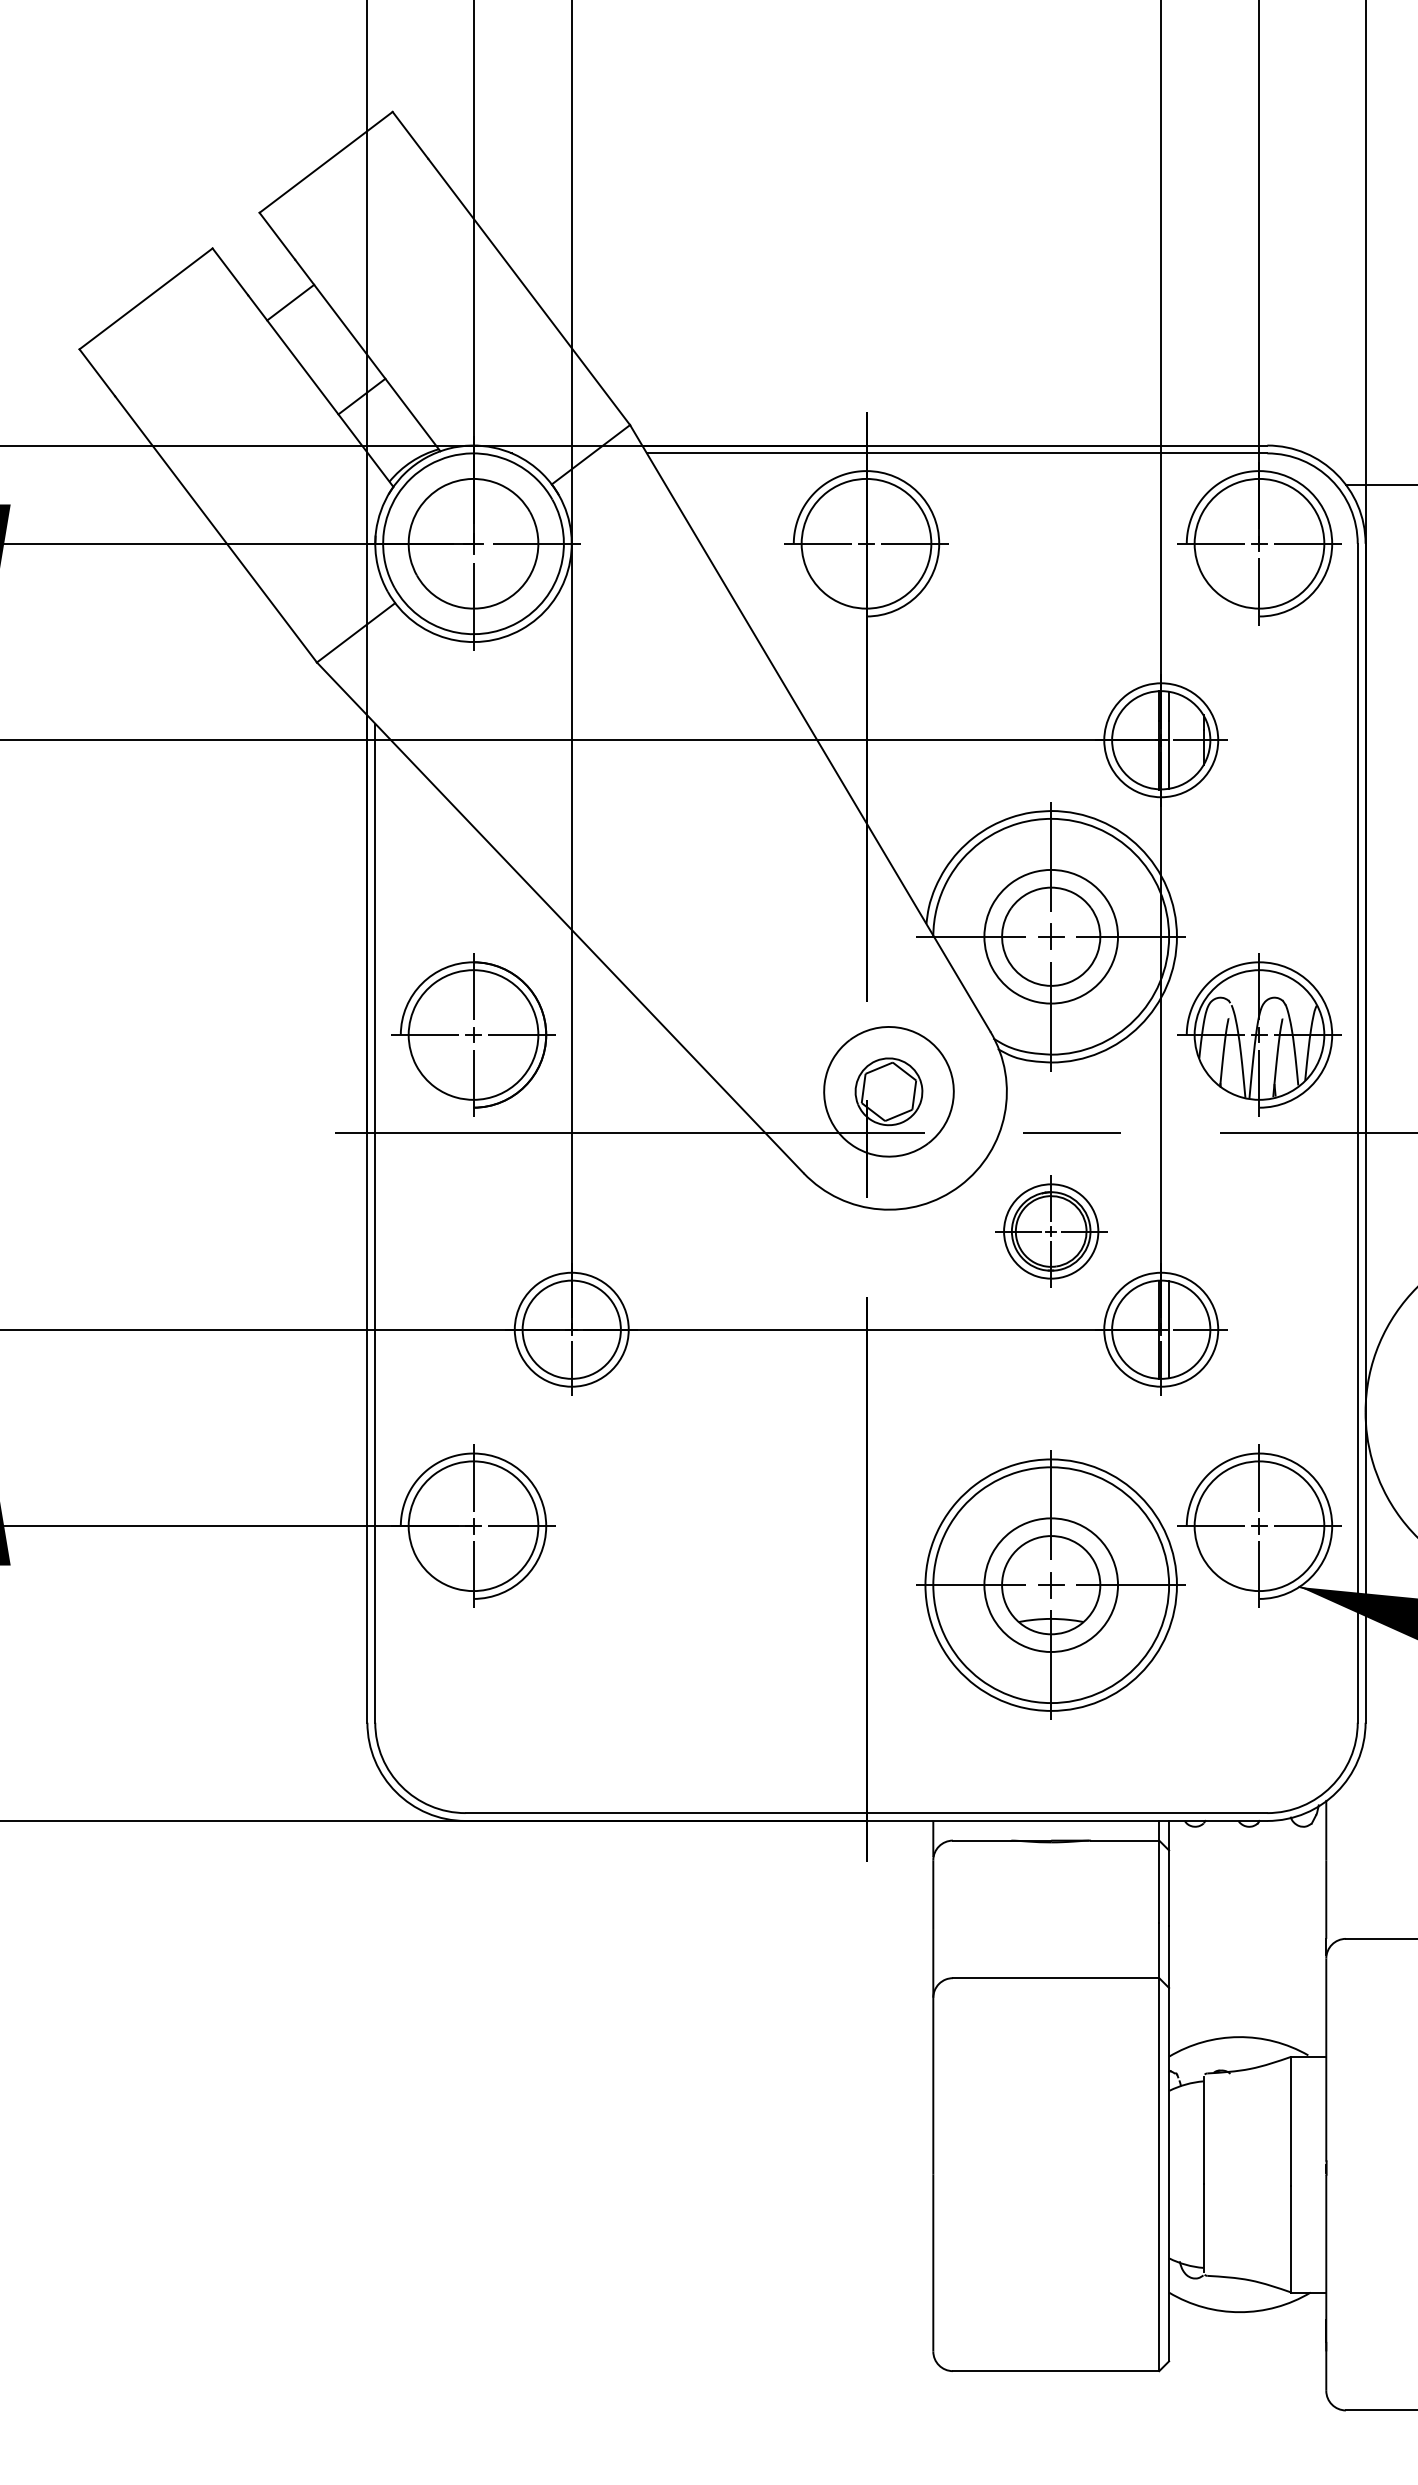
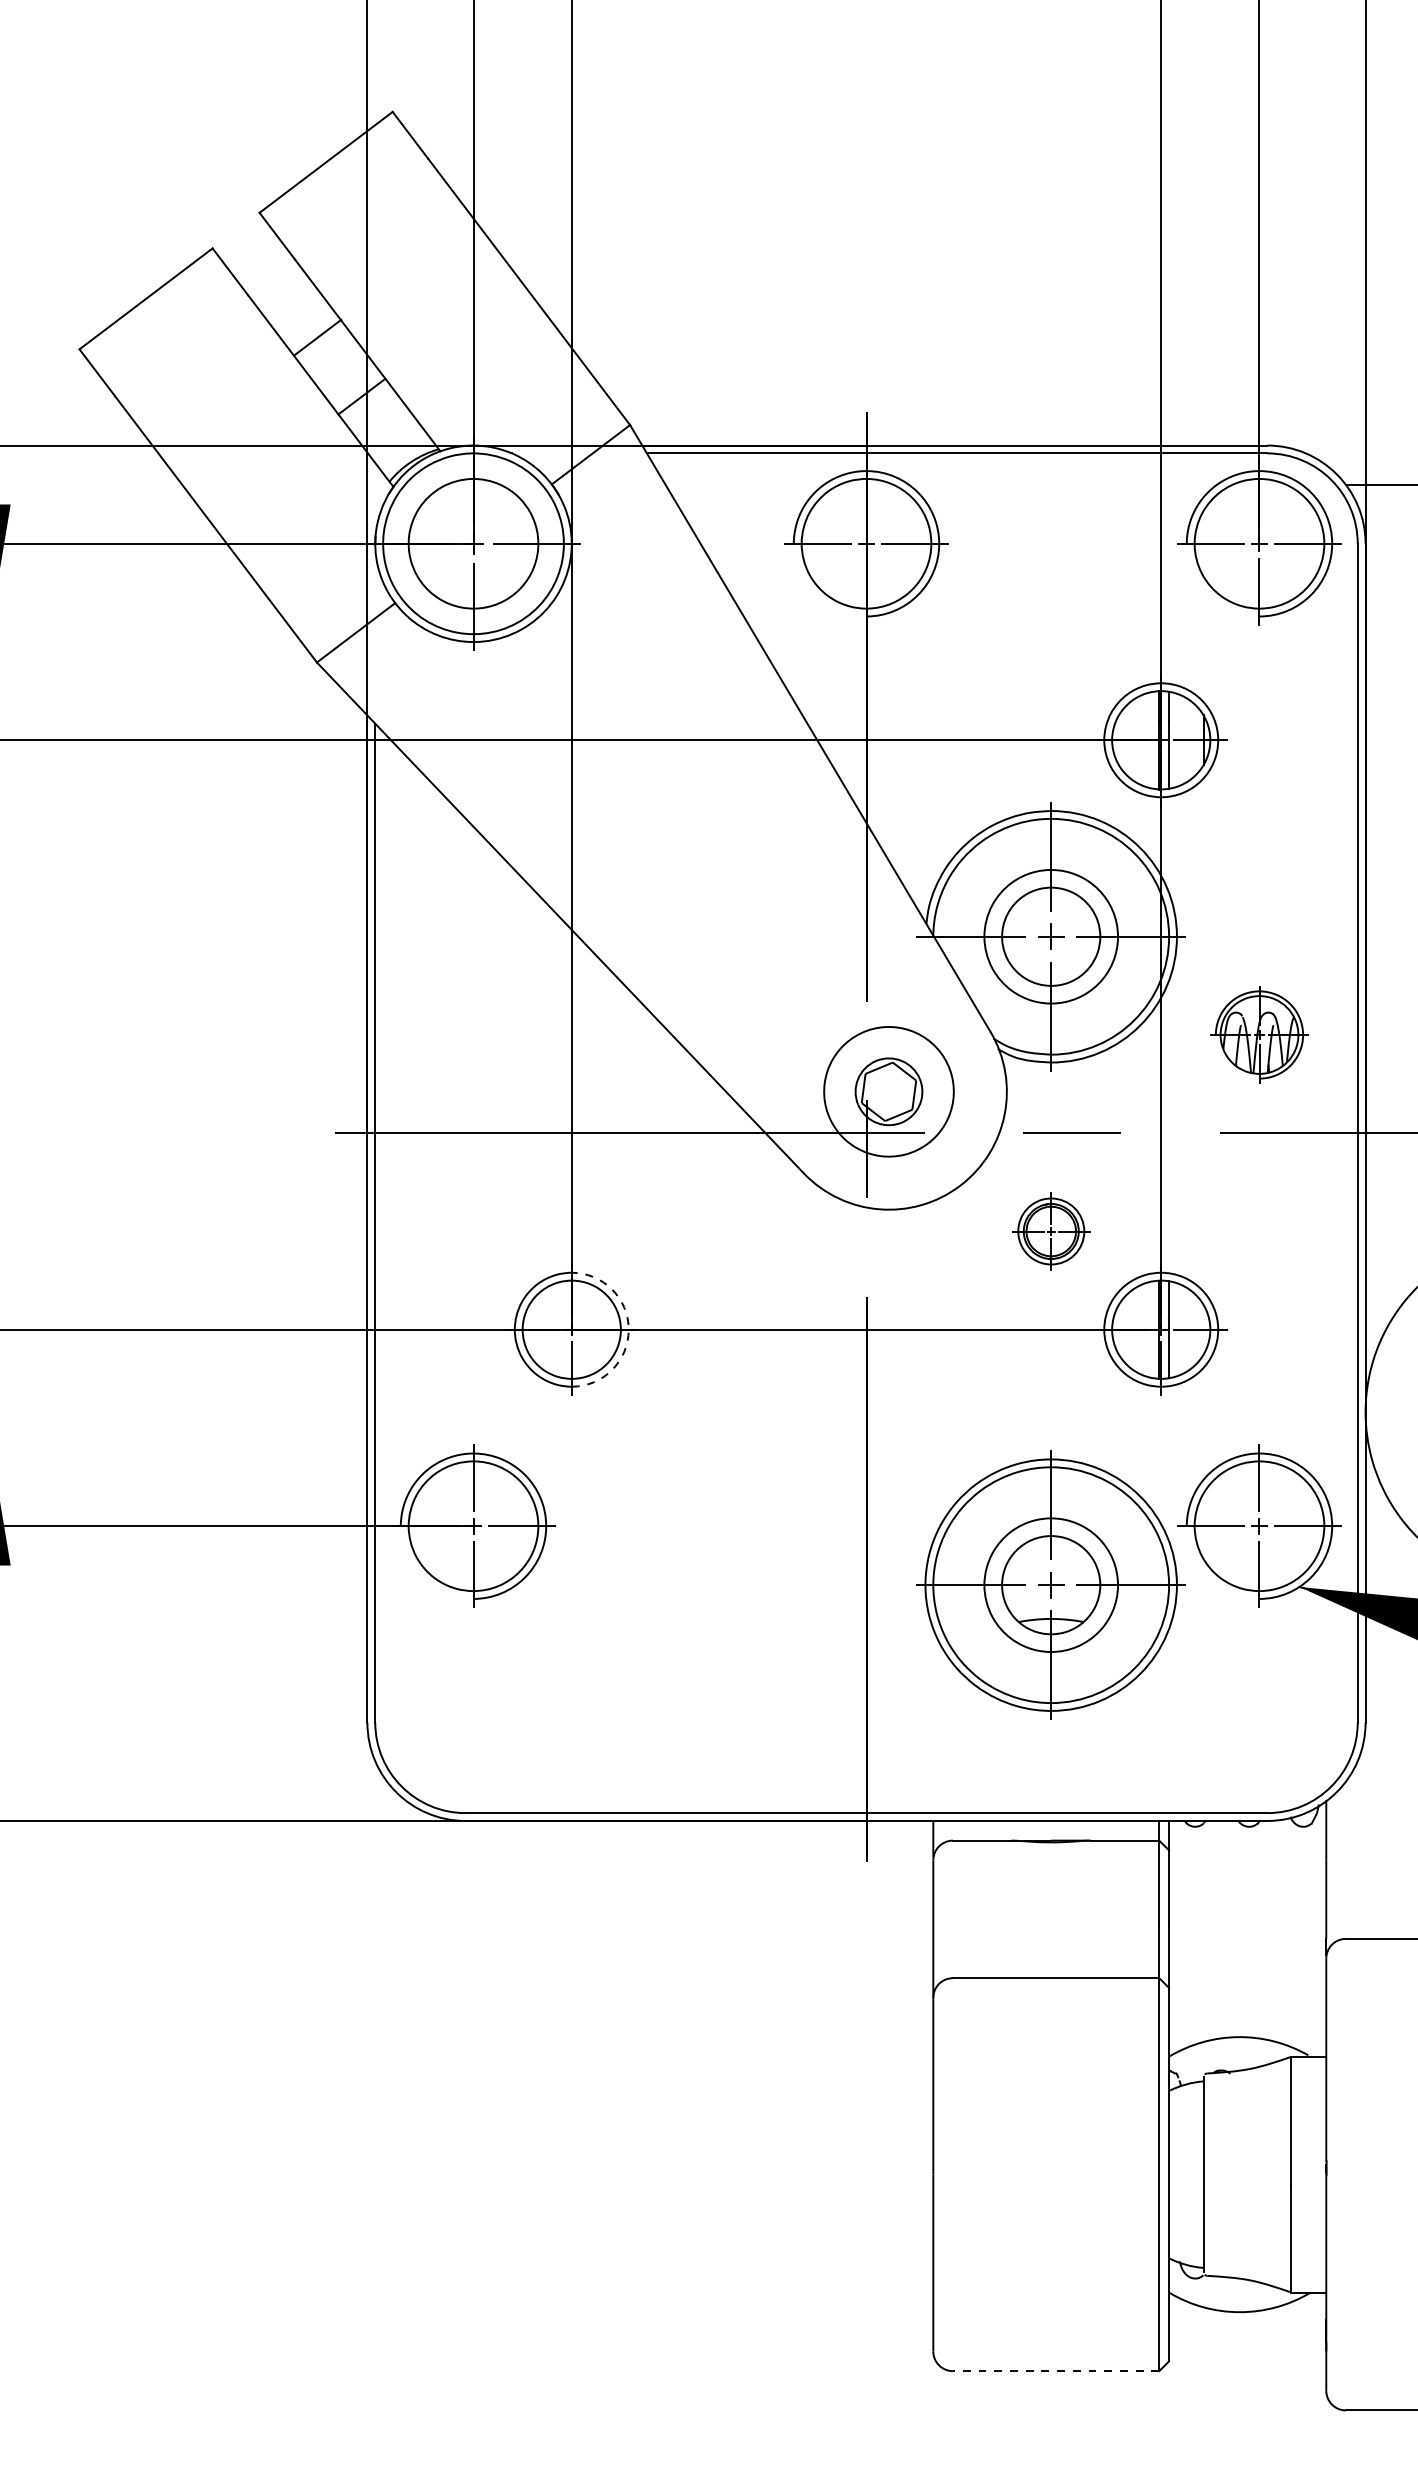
line position: (290, 302) -> (317, 337) (317, 337)
part: present -> none (473, 1034)
part size: 165x164 px -> 99x98 px (1259, 1034)
part size: 113x113 px -> 79x79 px (1051, 1231)
arc: solid -> dashed (628, 1329)
line: solid -> dashed (1055, 2371)
